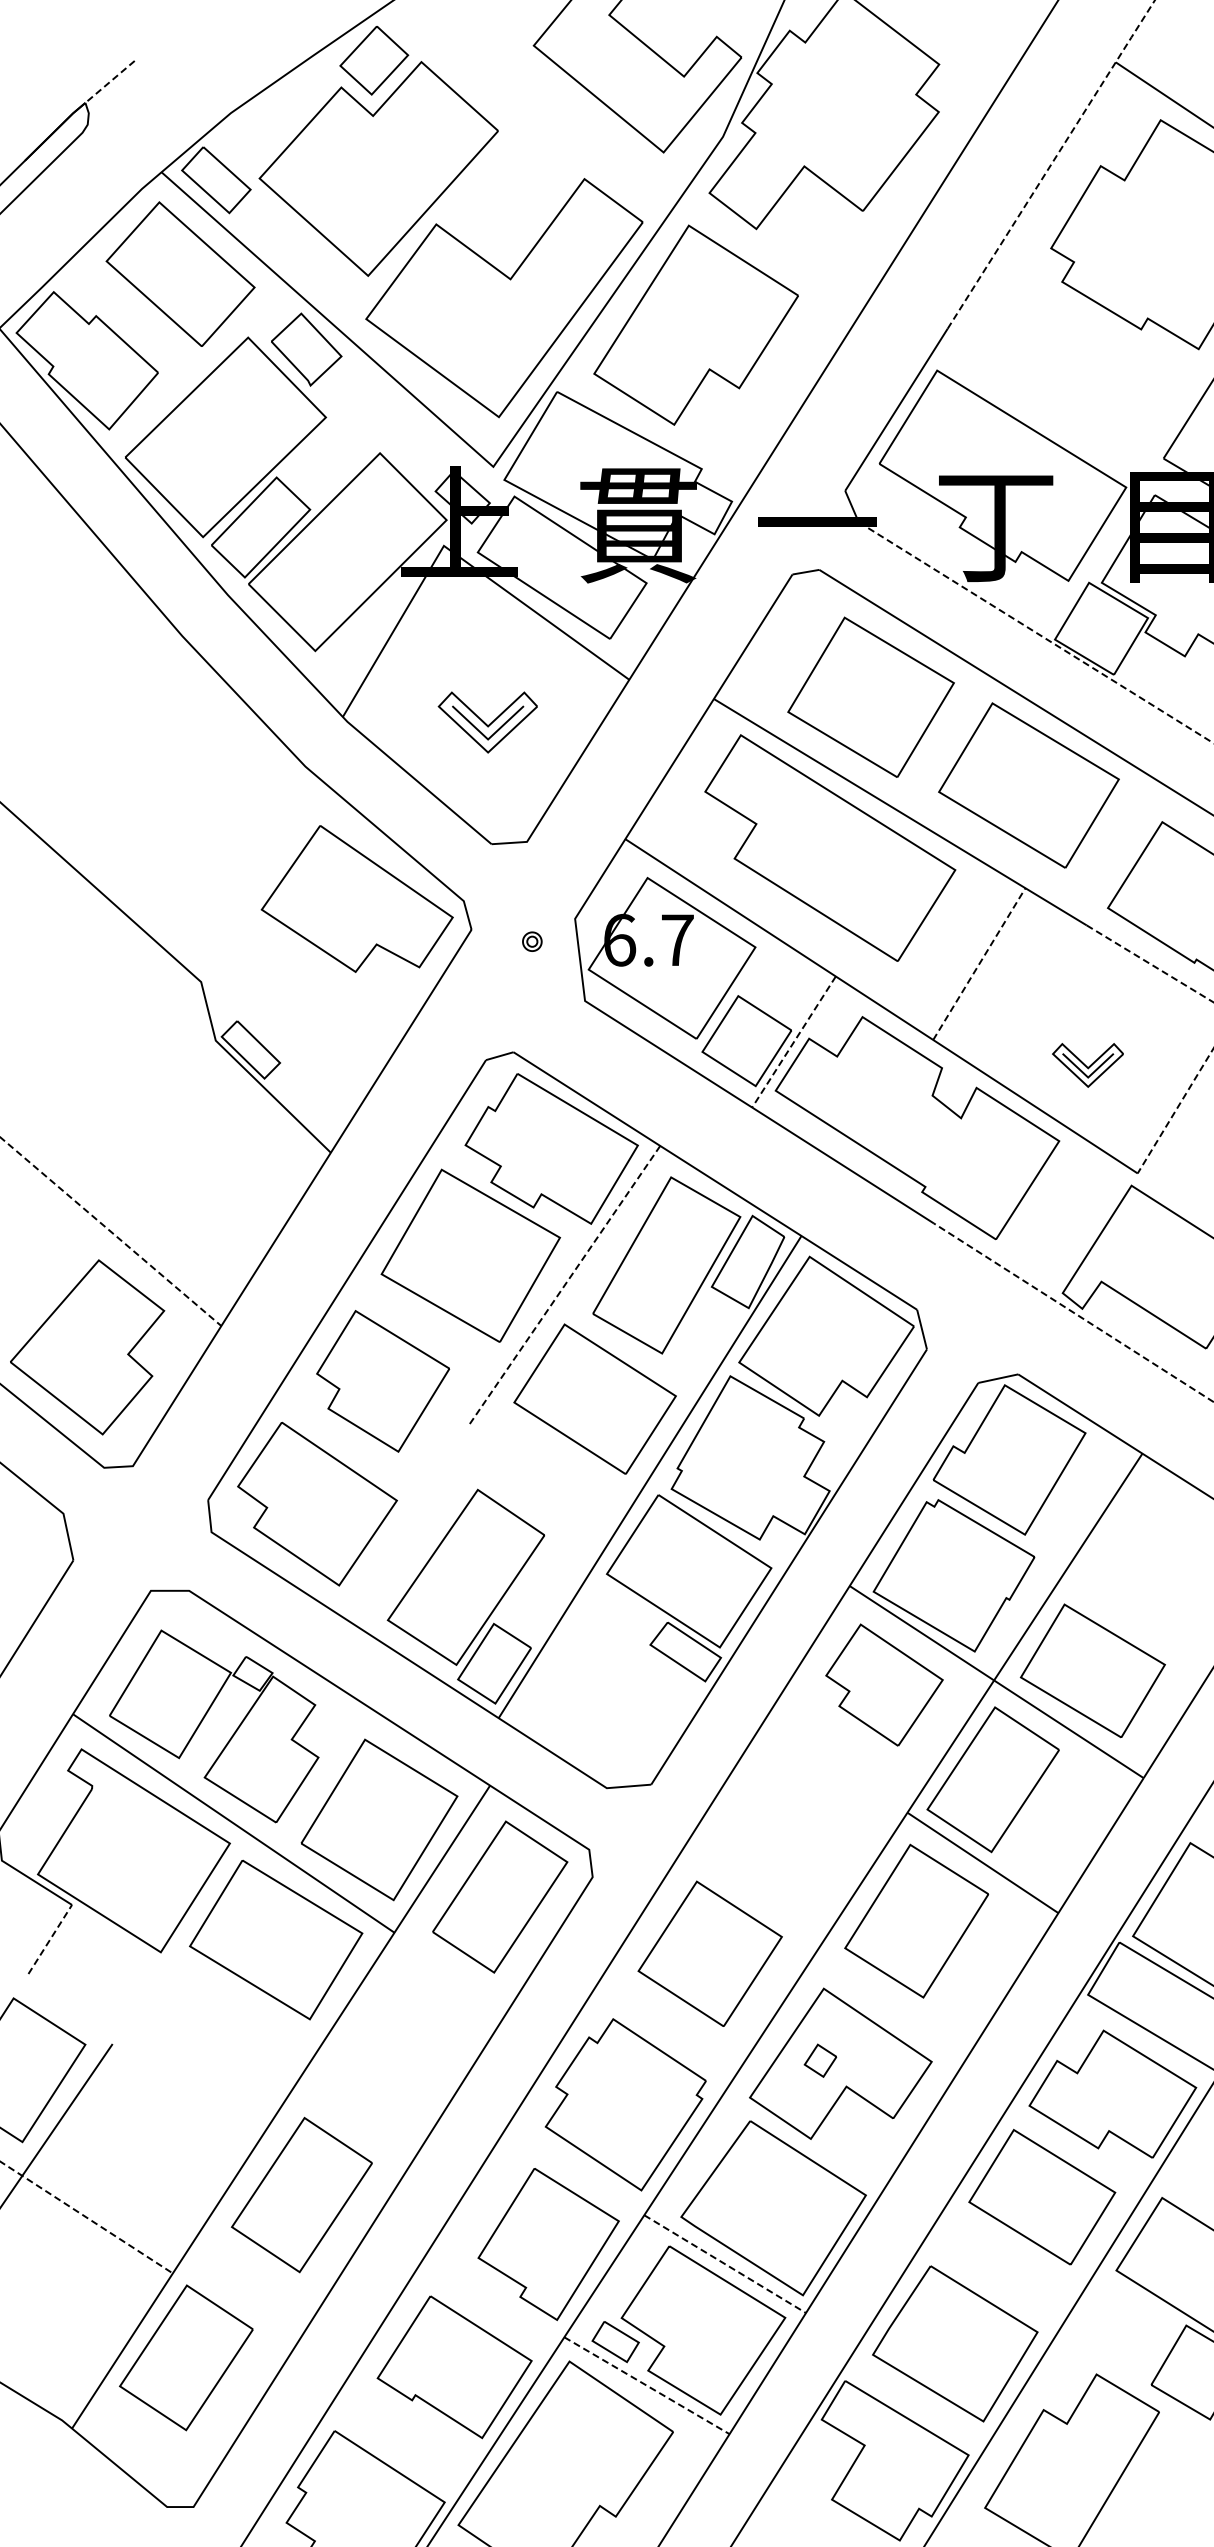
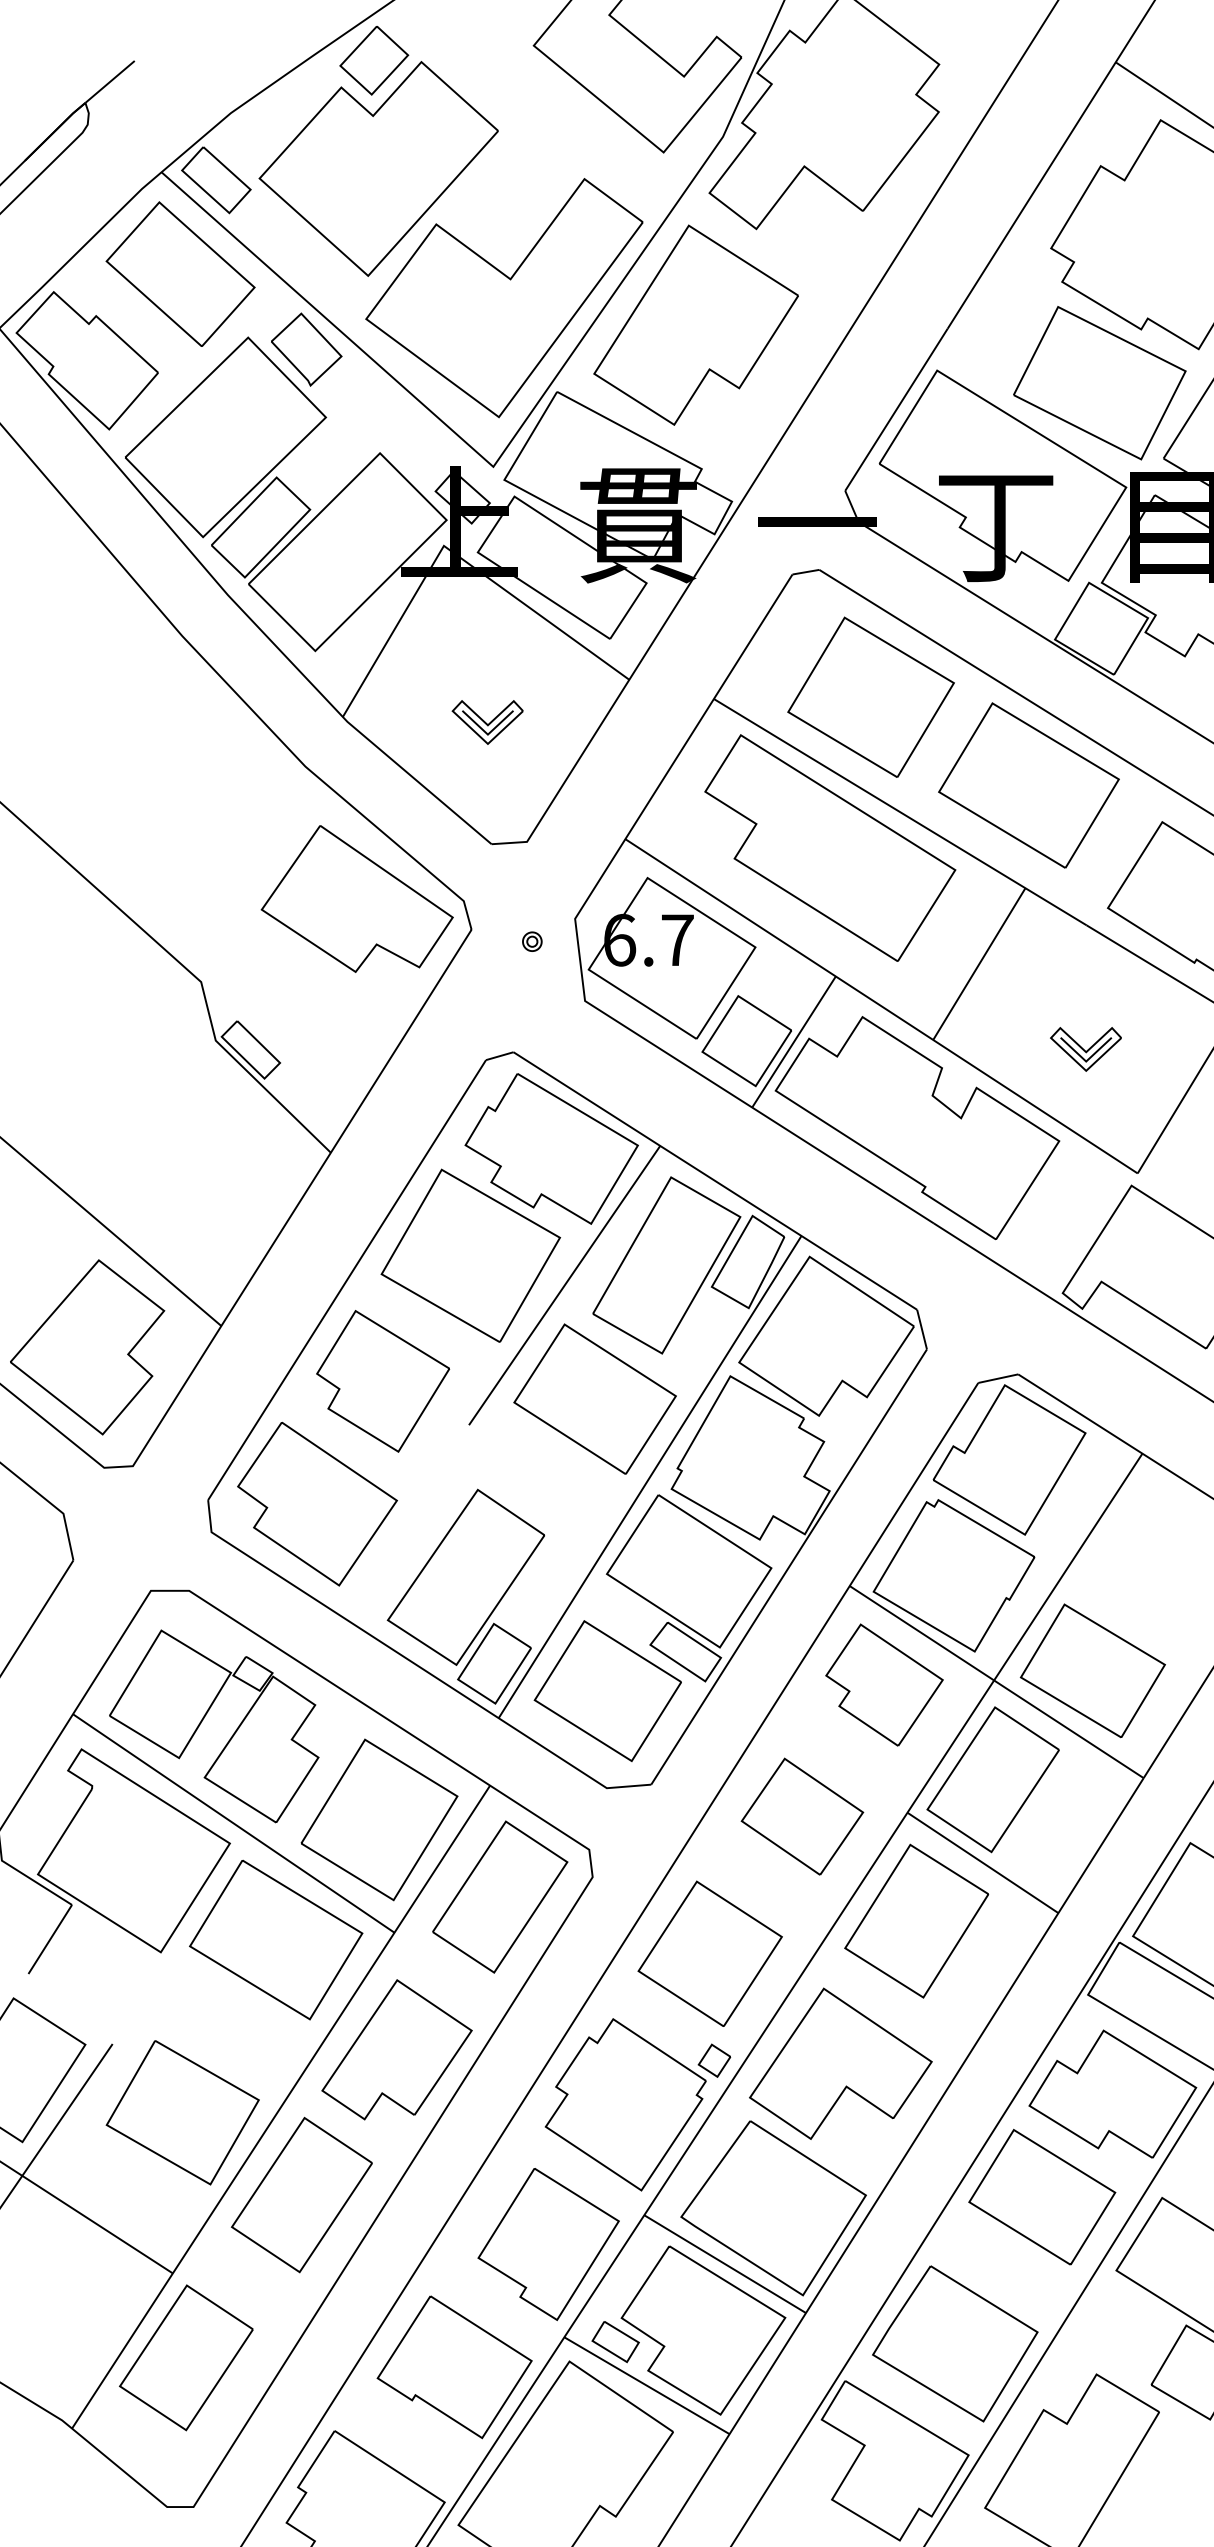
line: dashed -> solid (109, 82)
line: dashed -> solid (1051, 163)
part: none -> present (1099, 383)
line: dashed -> solid (1035, 632)
part size: 101x63 px -> 73x45 px (487, 722)
line: dashed -> solid (979, 964)
line: dashed -> solid (1213, 1002)
line: dashed -> solid (794, 1042)
part position: (1087, 1065) -> (1085, 1049) (1085, 1049)
line: dashed -> solid (110, 1231)
line: dashed -> solid (564, 1285)
line: dashed -> solid (1073, 1312)
part: none -> present (607, 1690)
part: none -> present (802, 1816)
line: dashed -> solid (50, 1939)
part: none -> present (396, 2049)
part position: (820, 2060) -> (714, 2060) (714, 2060)
part: none -> present (182, 2112)
line: dashed -> solid (86, 2217)
line: dashed -> solid (725, 2264)
line: dashed -> solid (646, 2385)
